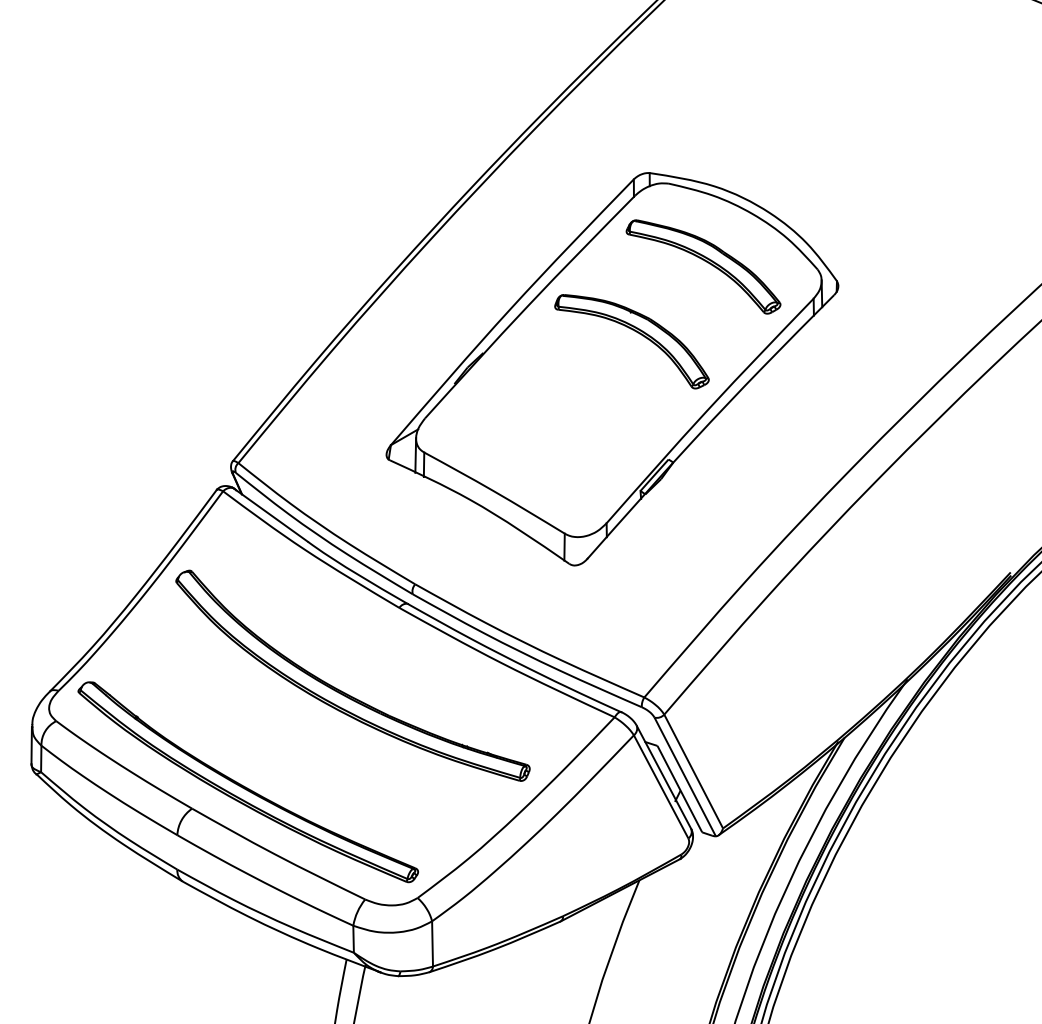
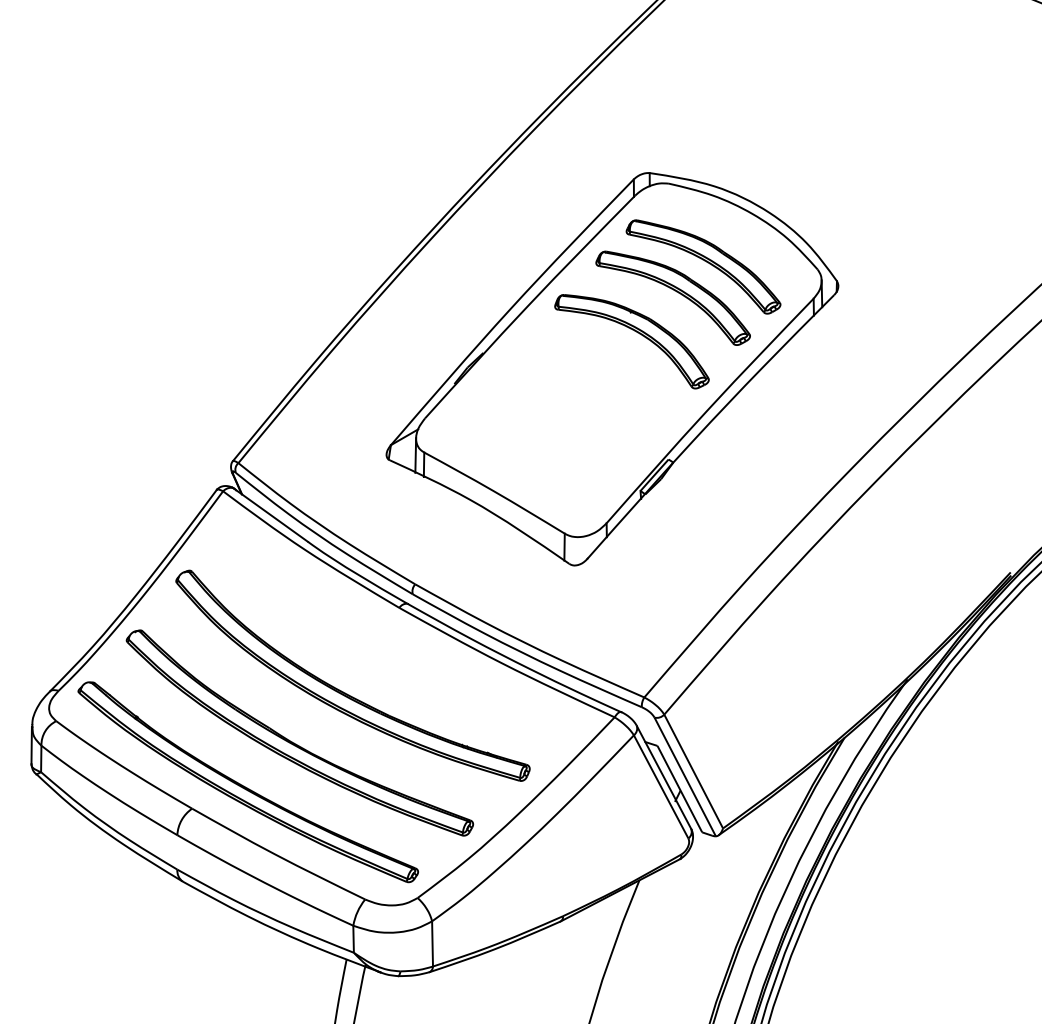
part: none -> present (674, 291)
part: none -> present (294, 742)
